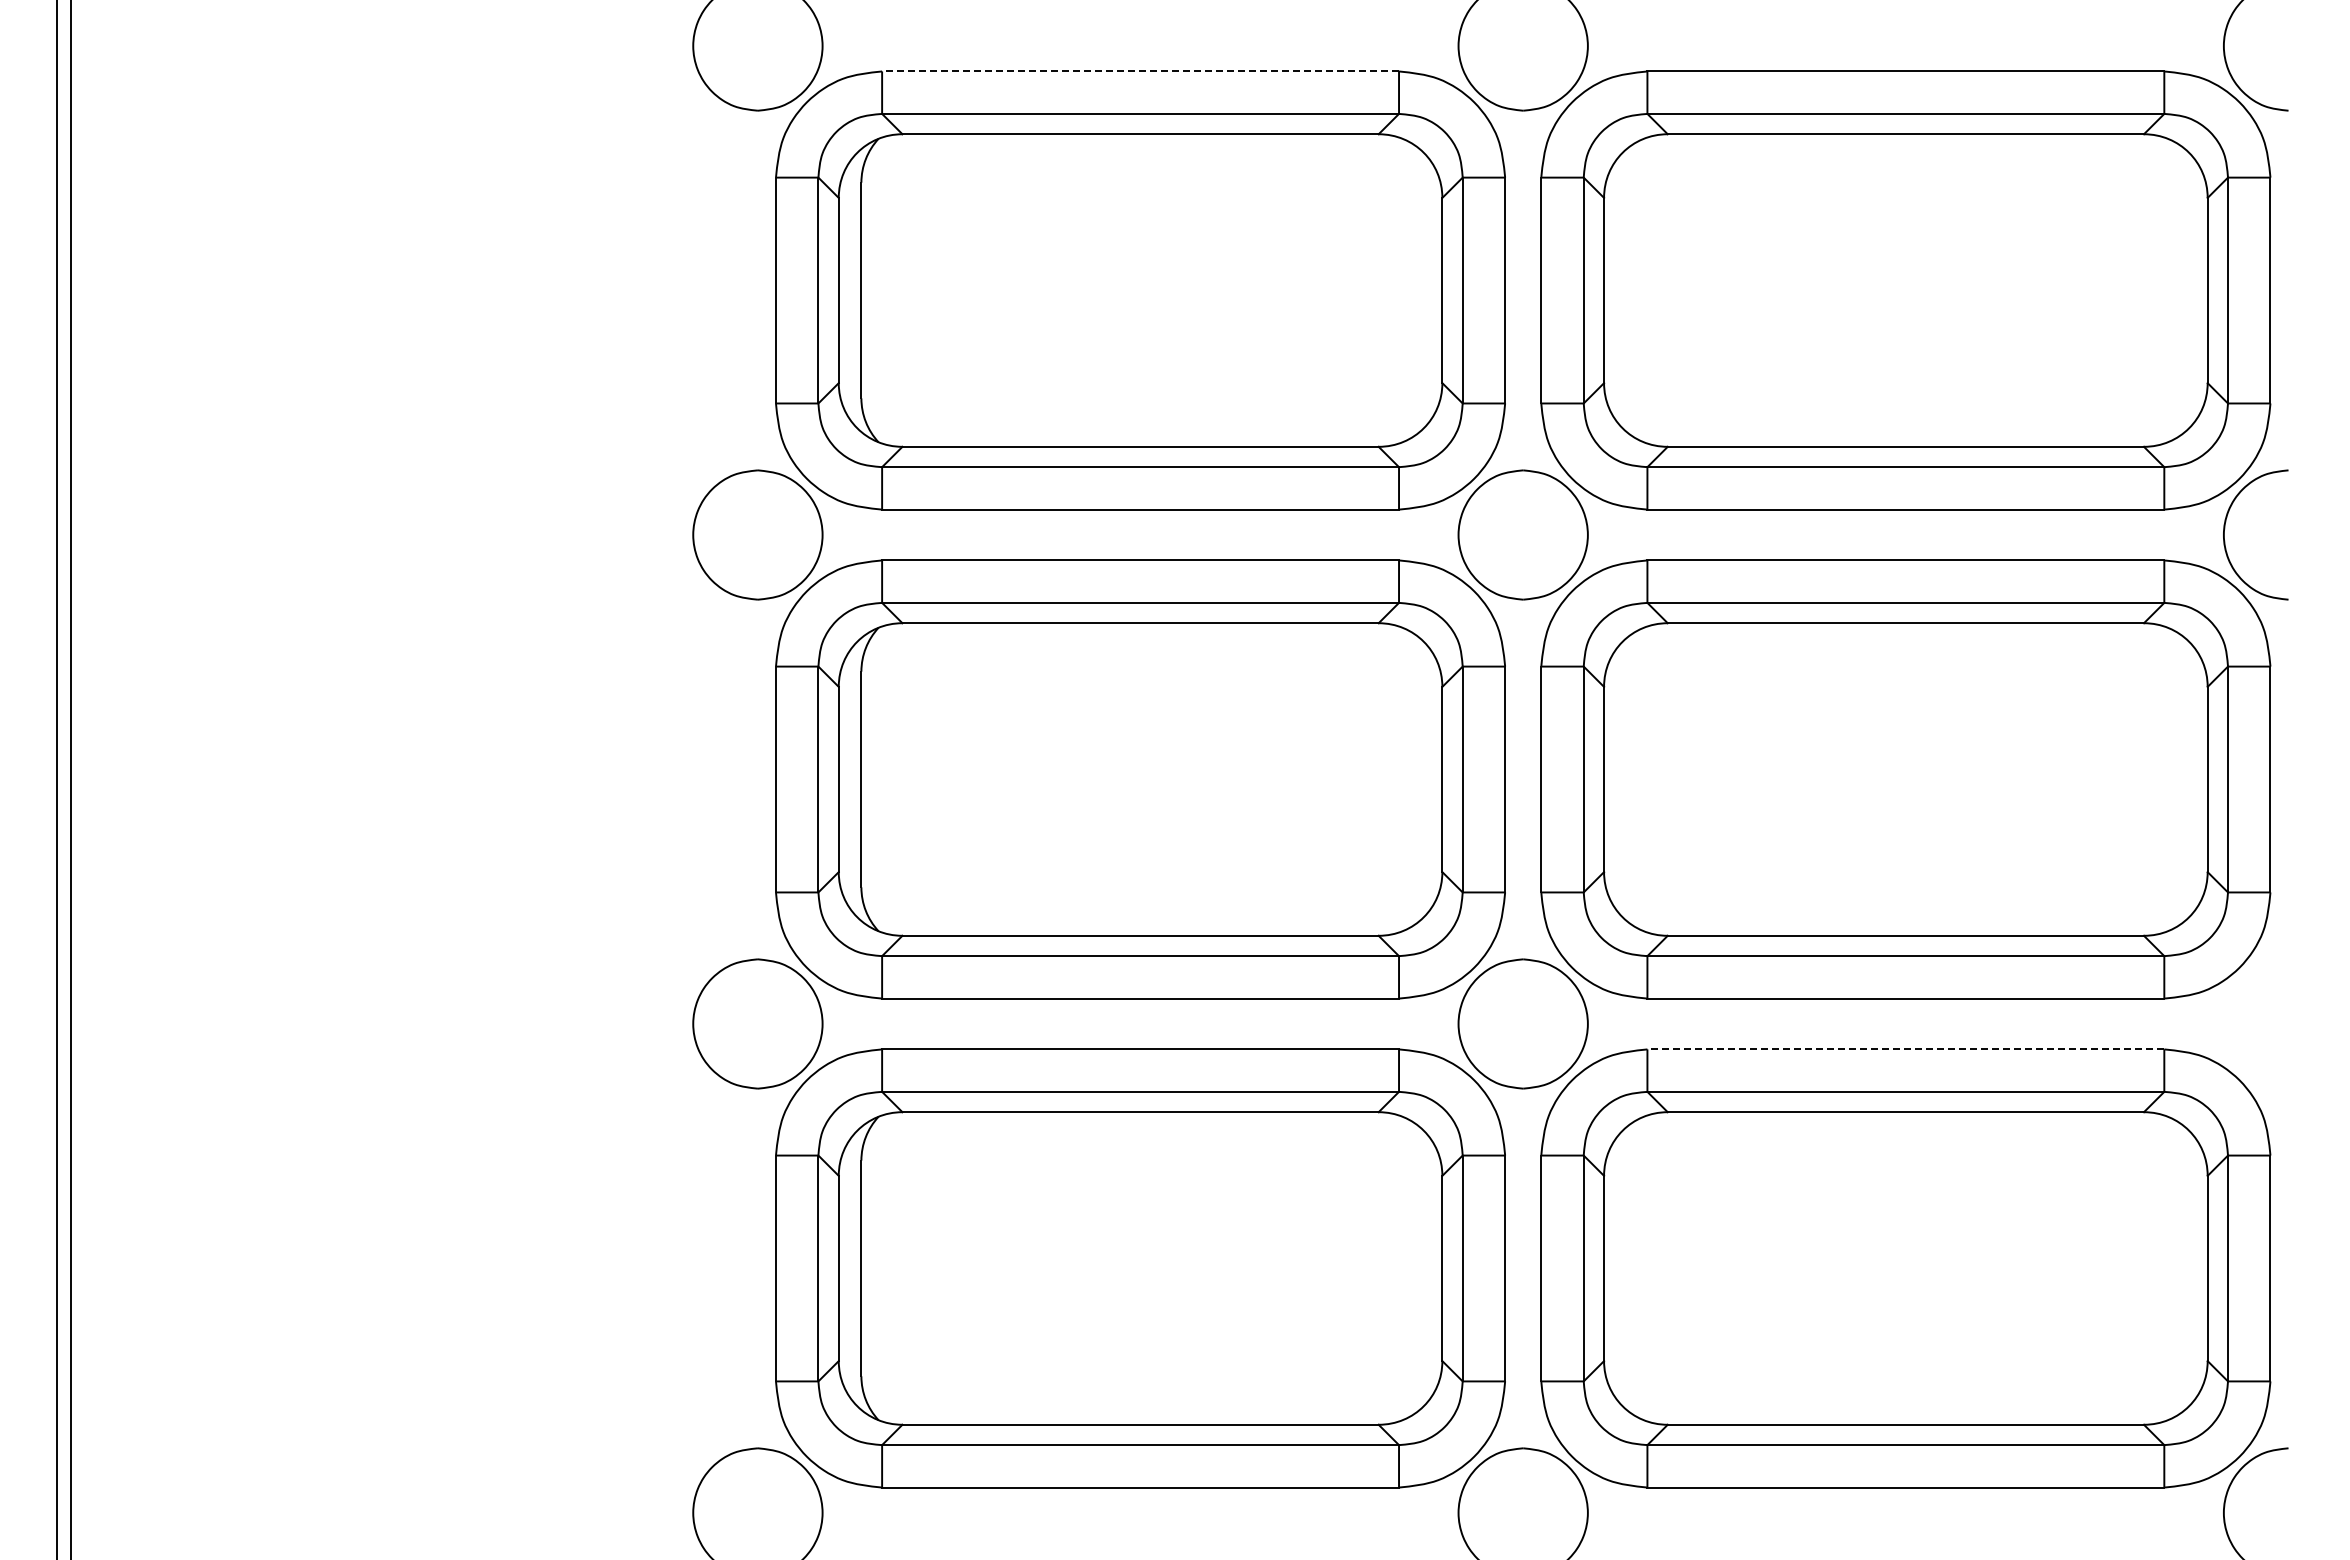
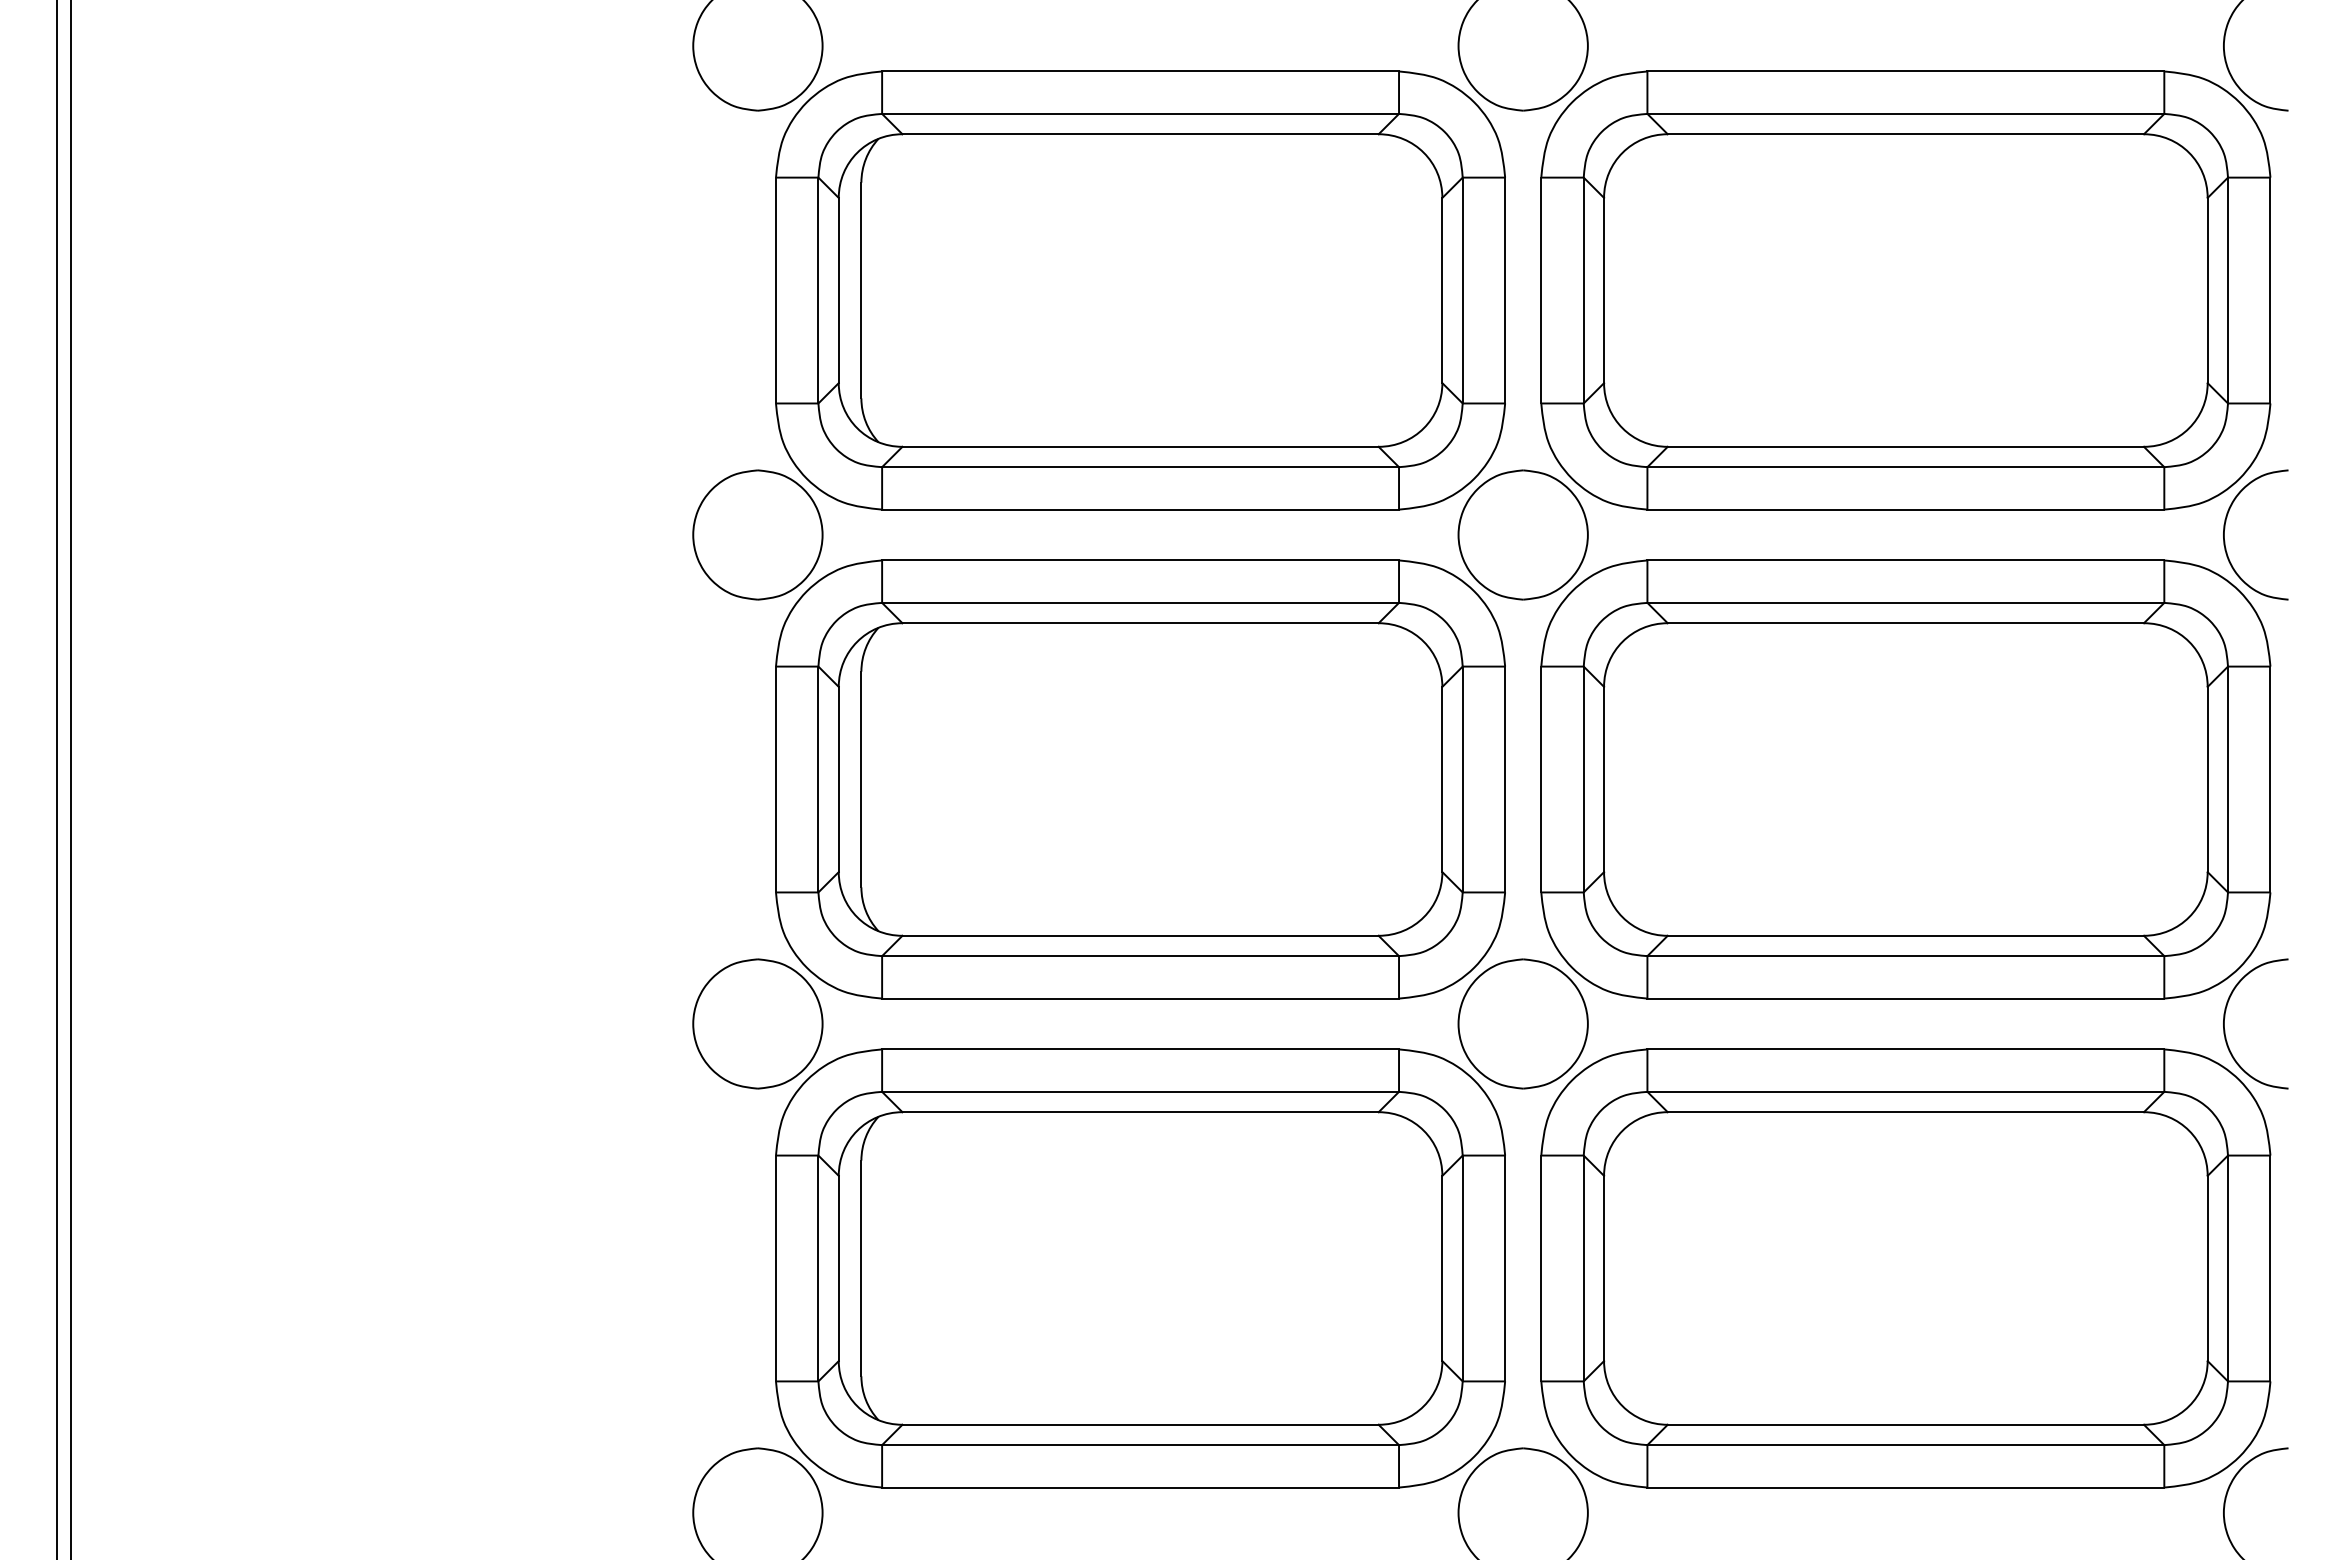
line: dashed -> solid (1140, 71)
curve: none -> present (2225, 1017)
line: dashed -> solid (1905, 1049)
